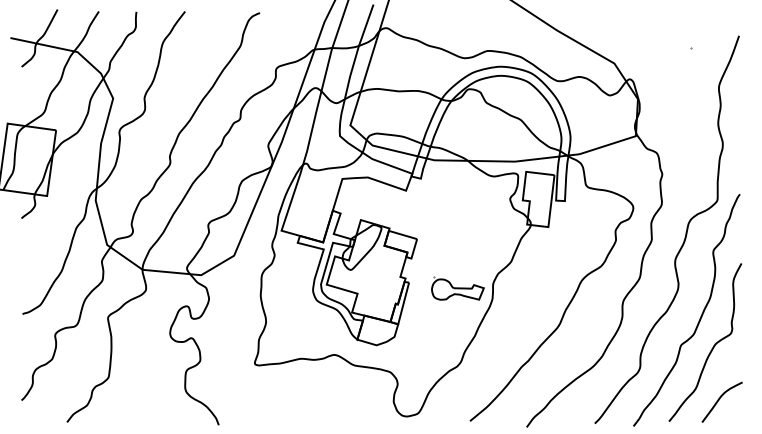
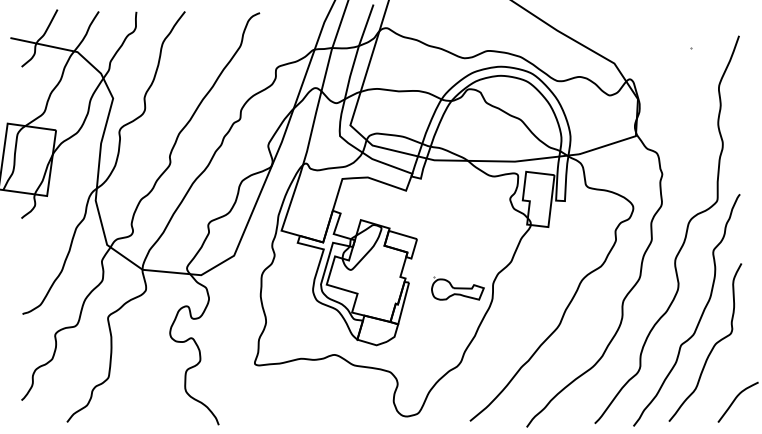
curve position: (719, 400) -> (735, 400) (735, 400)
